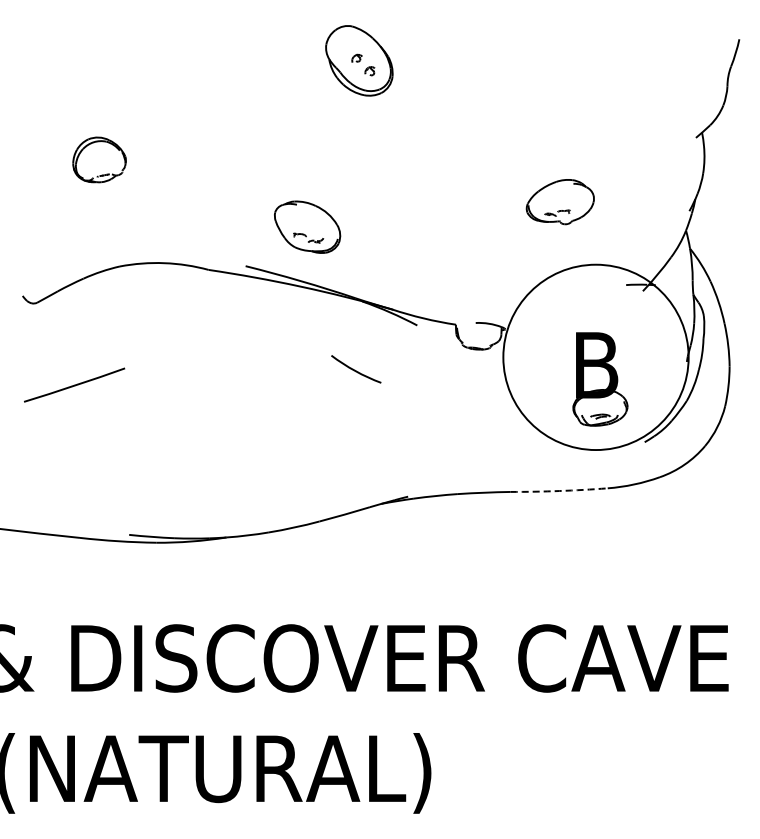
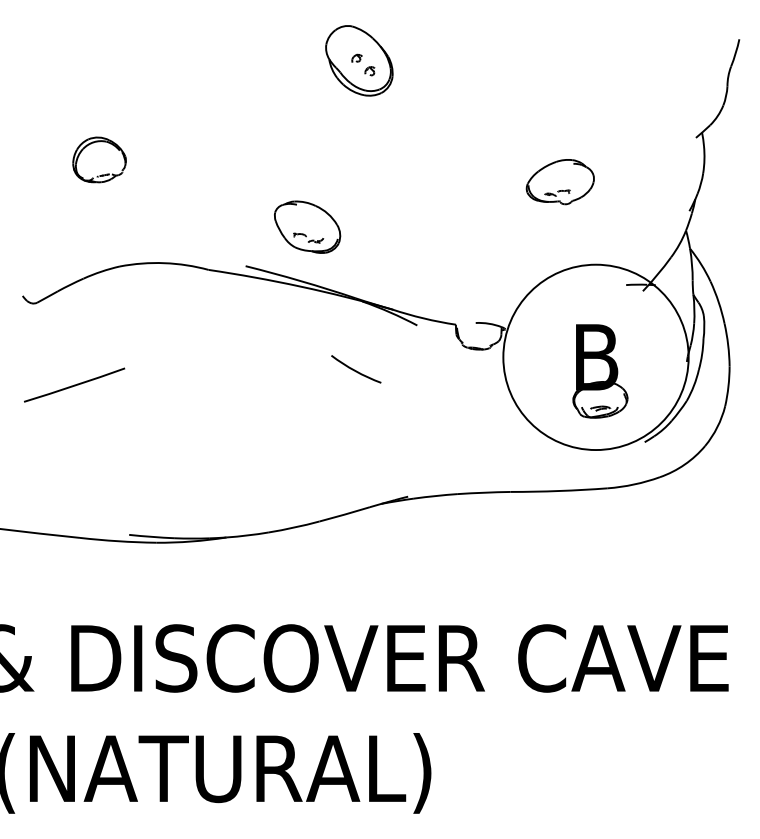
part position: (559, 202) -> (559, 182) (559, 182)
part position: (600, 379) -> (600, 371) (600, 371)
arc: dashed -> solid (559, 491)
